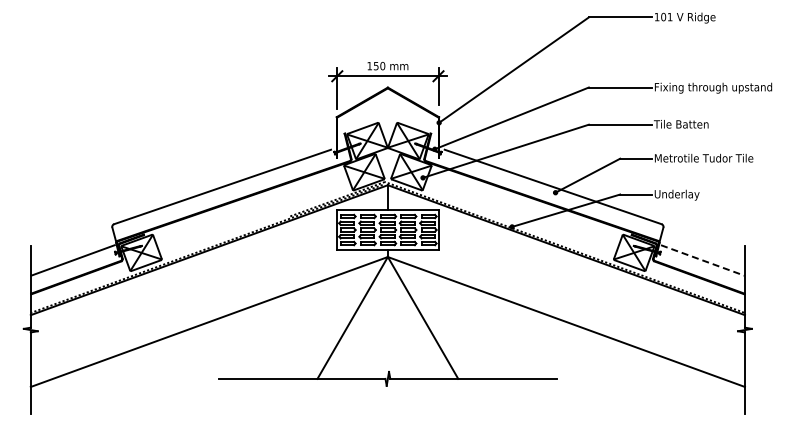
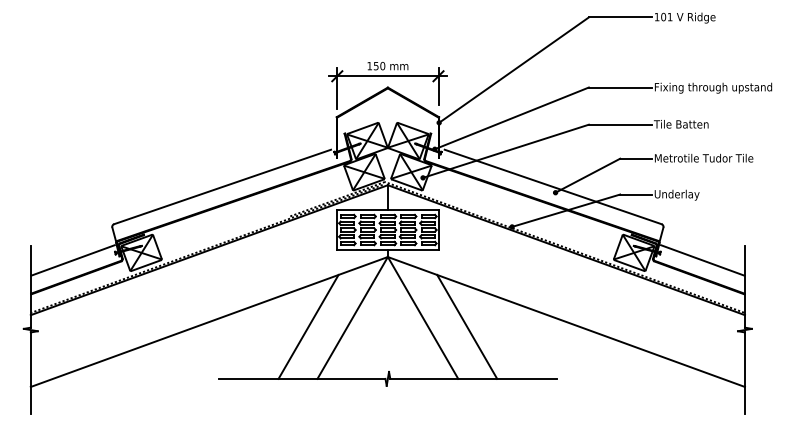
line: dashed -> solid (703, 260)
line: none -> present (308, 326)
line: none -> present (467, 326)
